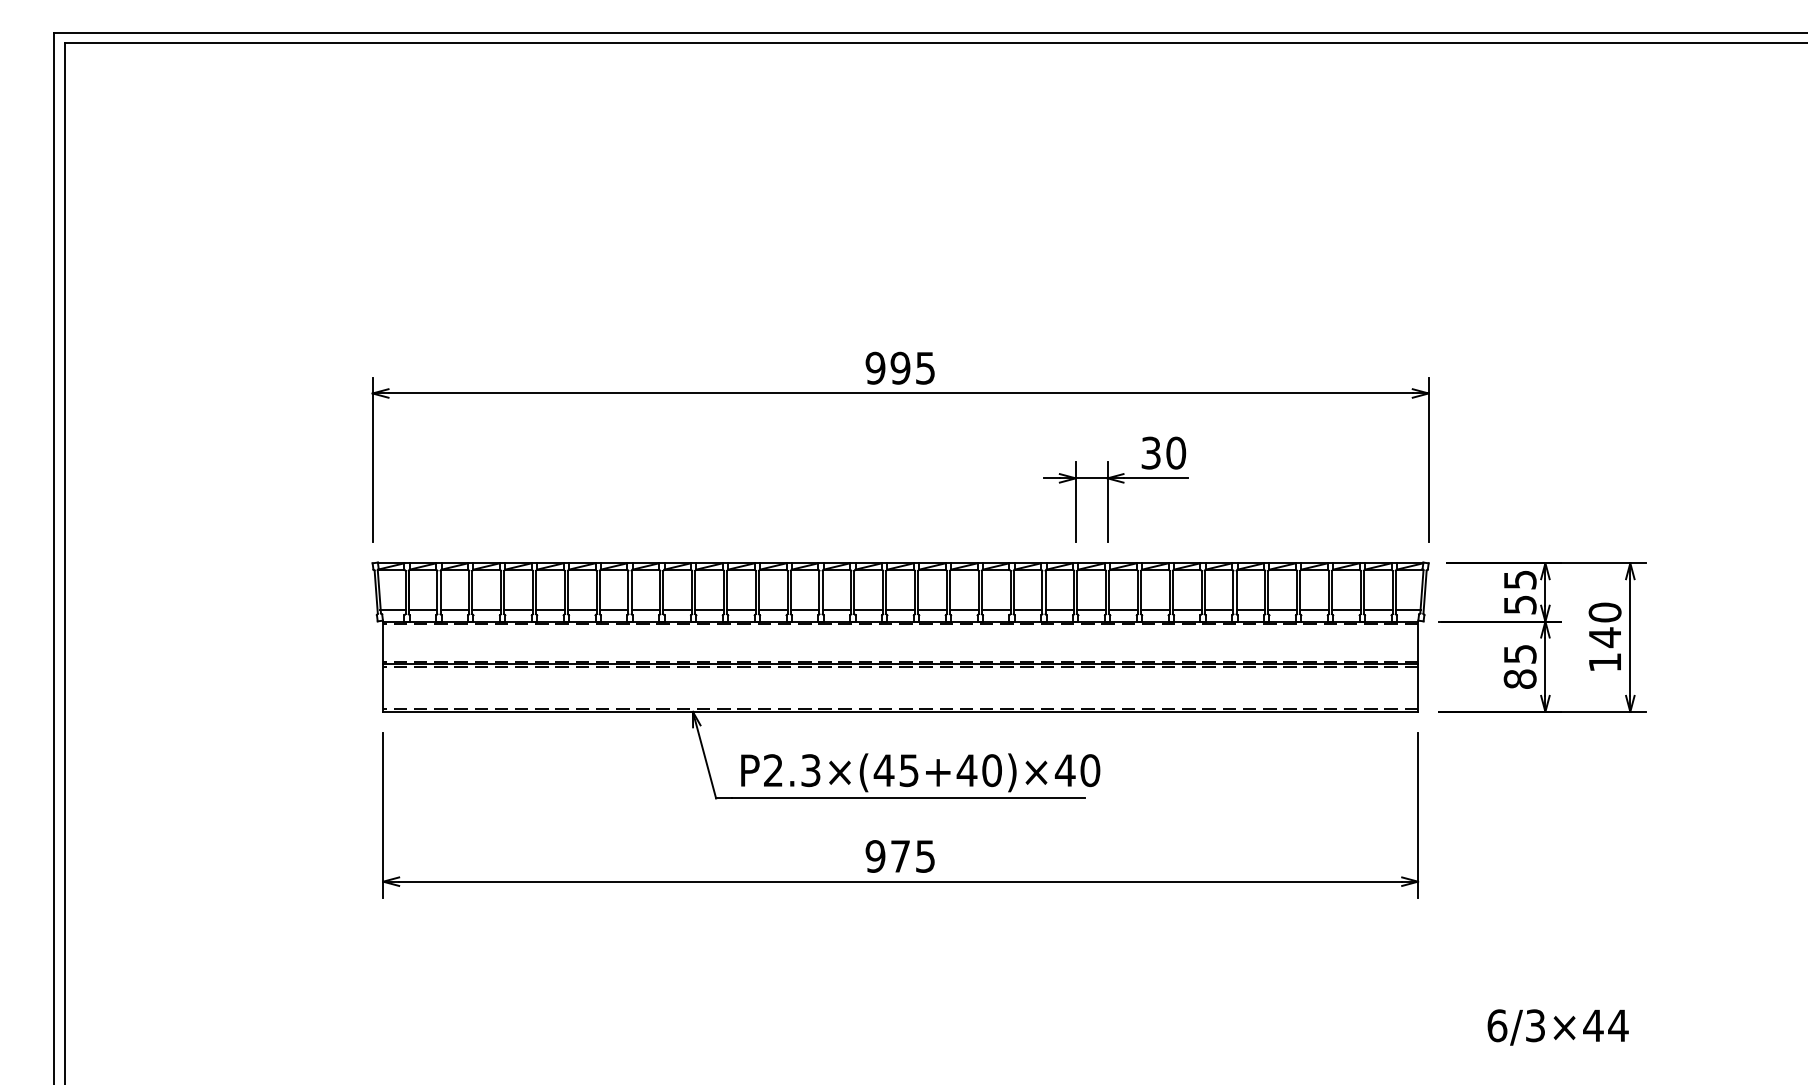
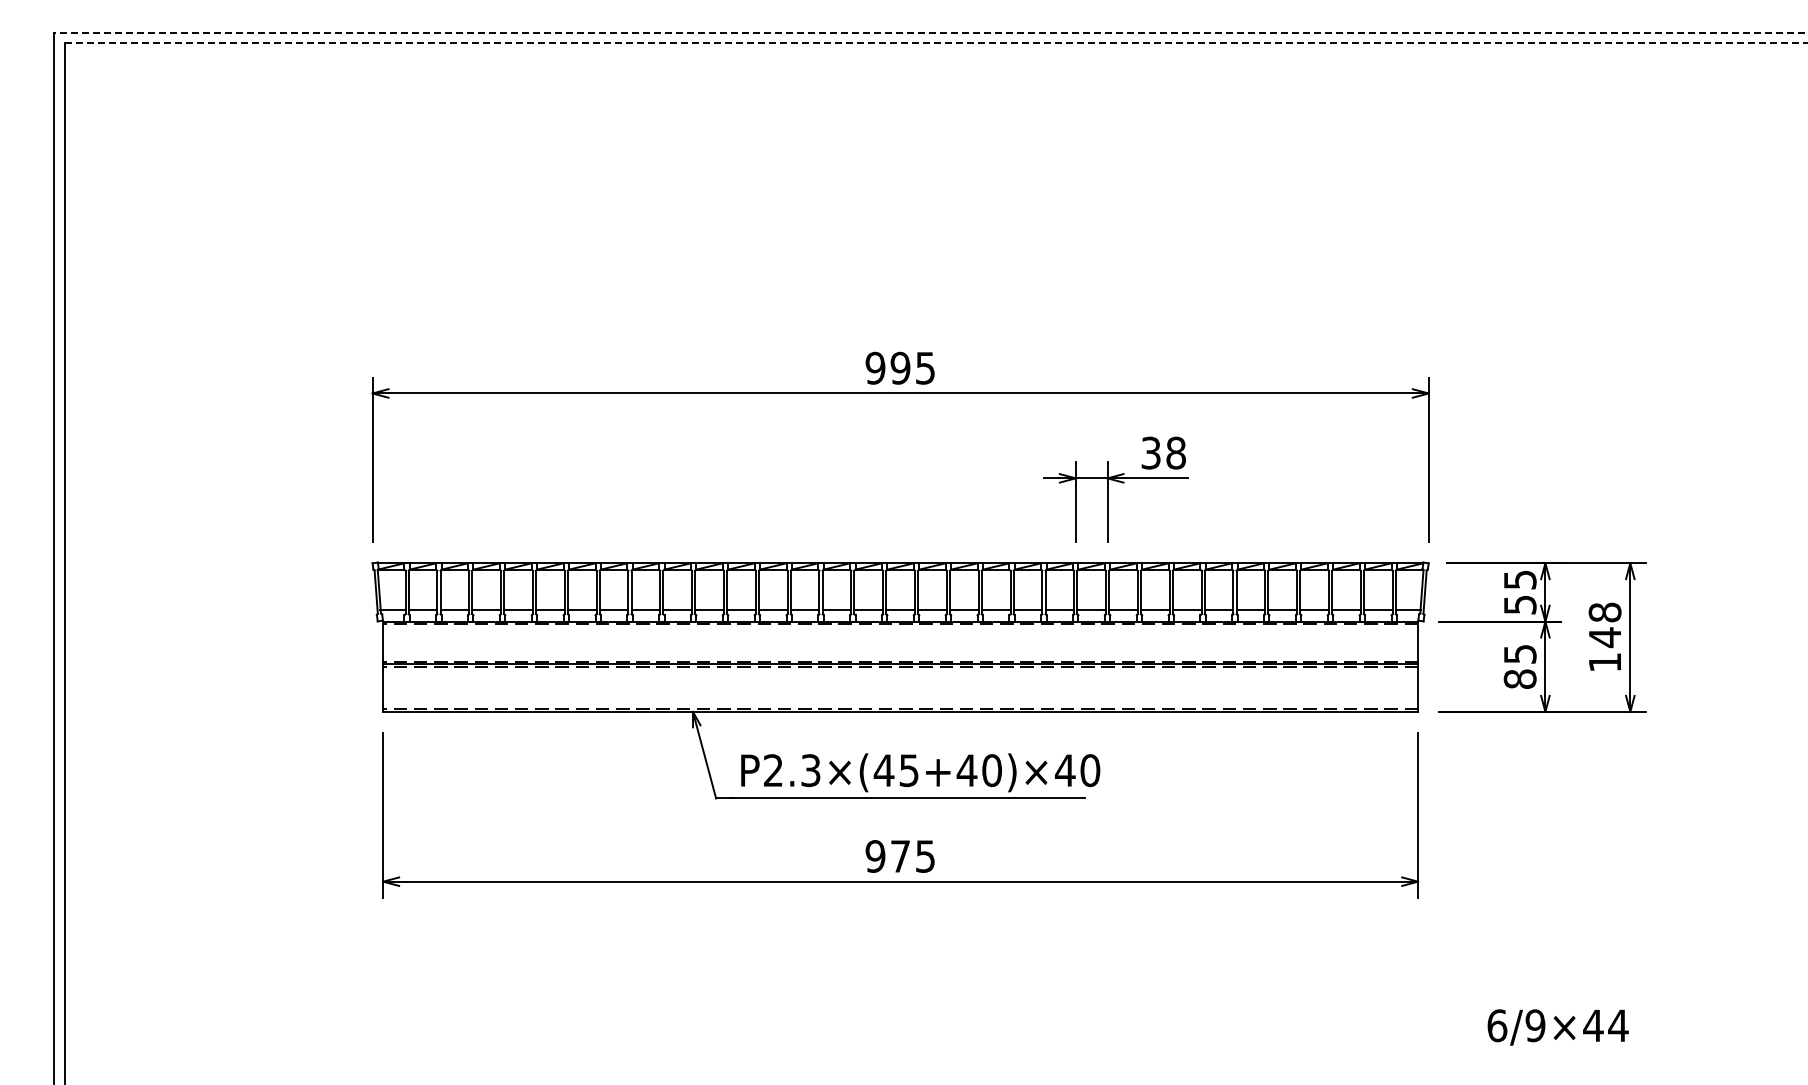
line: solid -> dashed (930, 32)
line: solid -> dashed (936, 42)
text: 30 -> 38 (1176, 453)
text: 140 -> 148 (1604, 612)
text: 6/3×44 -> 6/9×44 (1535, 1025)
